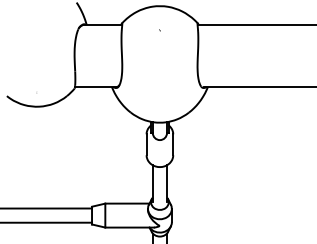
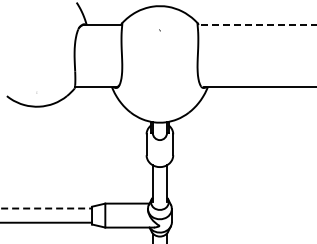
line: solid -> dashed (257, 24)
line: solid -> dashed (46, 208)
